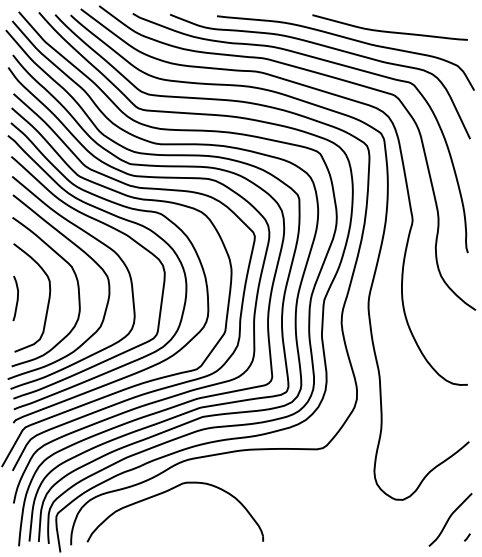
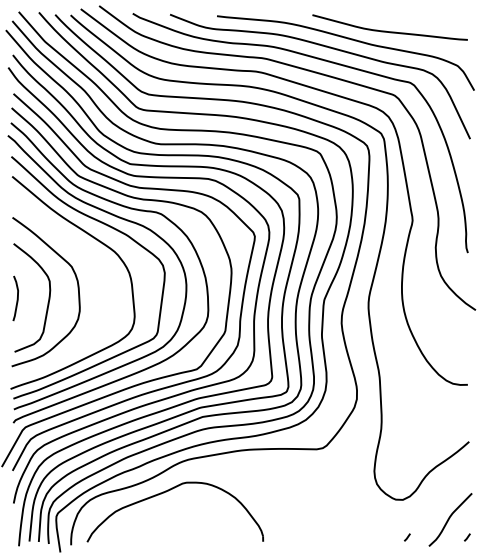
curve: present -> none (87, 256)
line: none -> present (407, 537)
